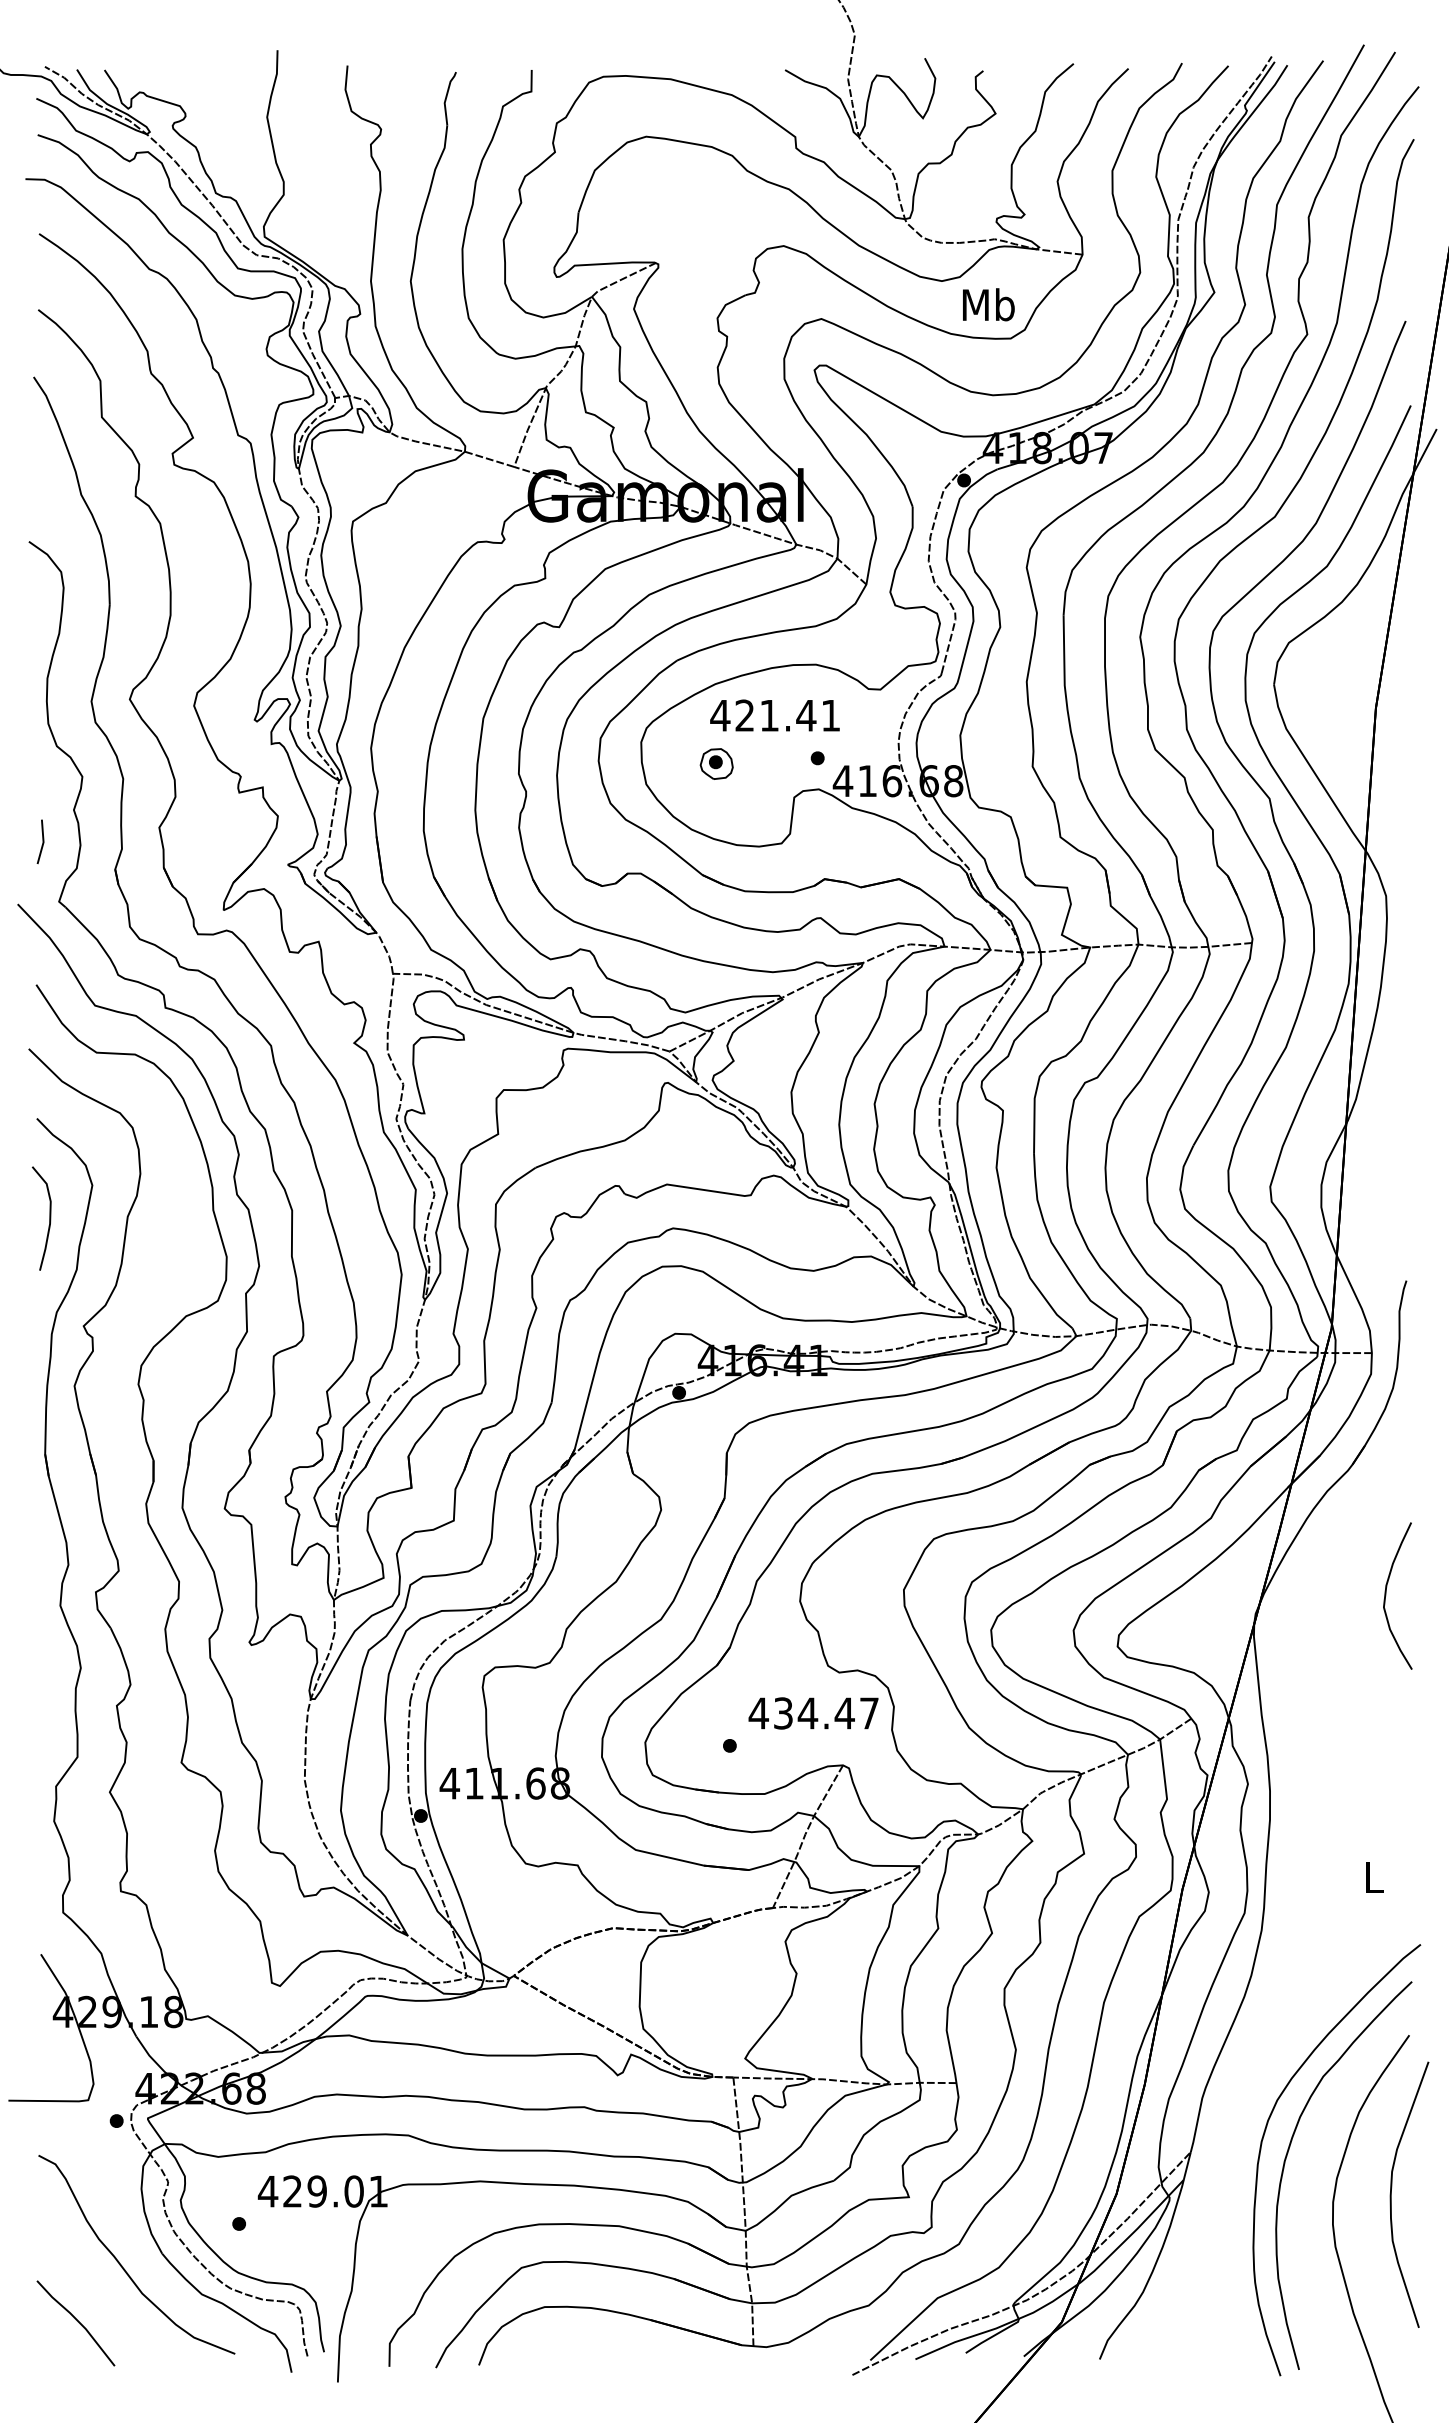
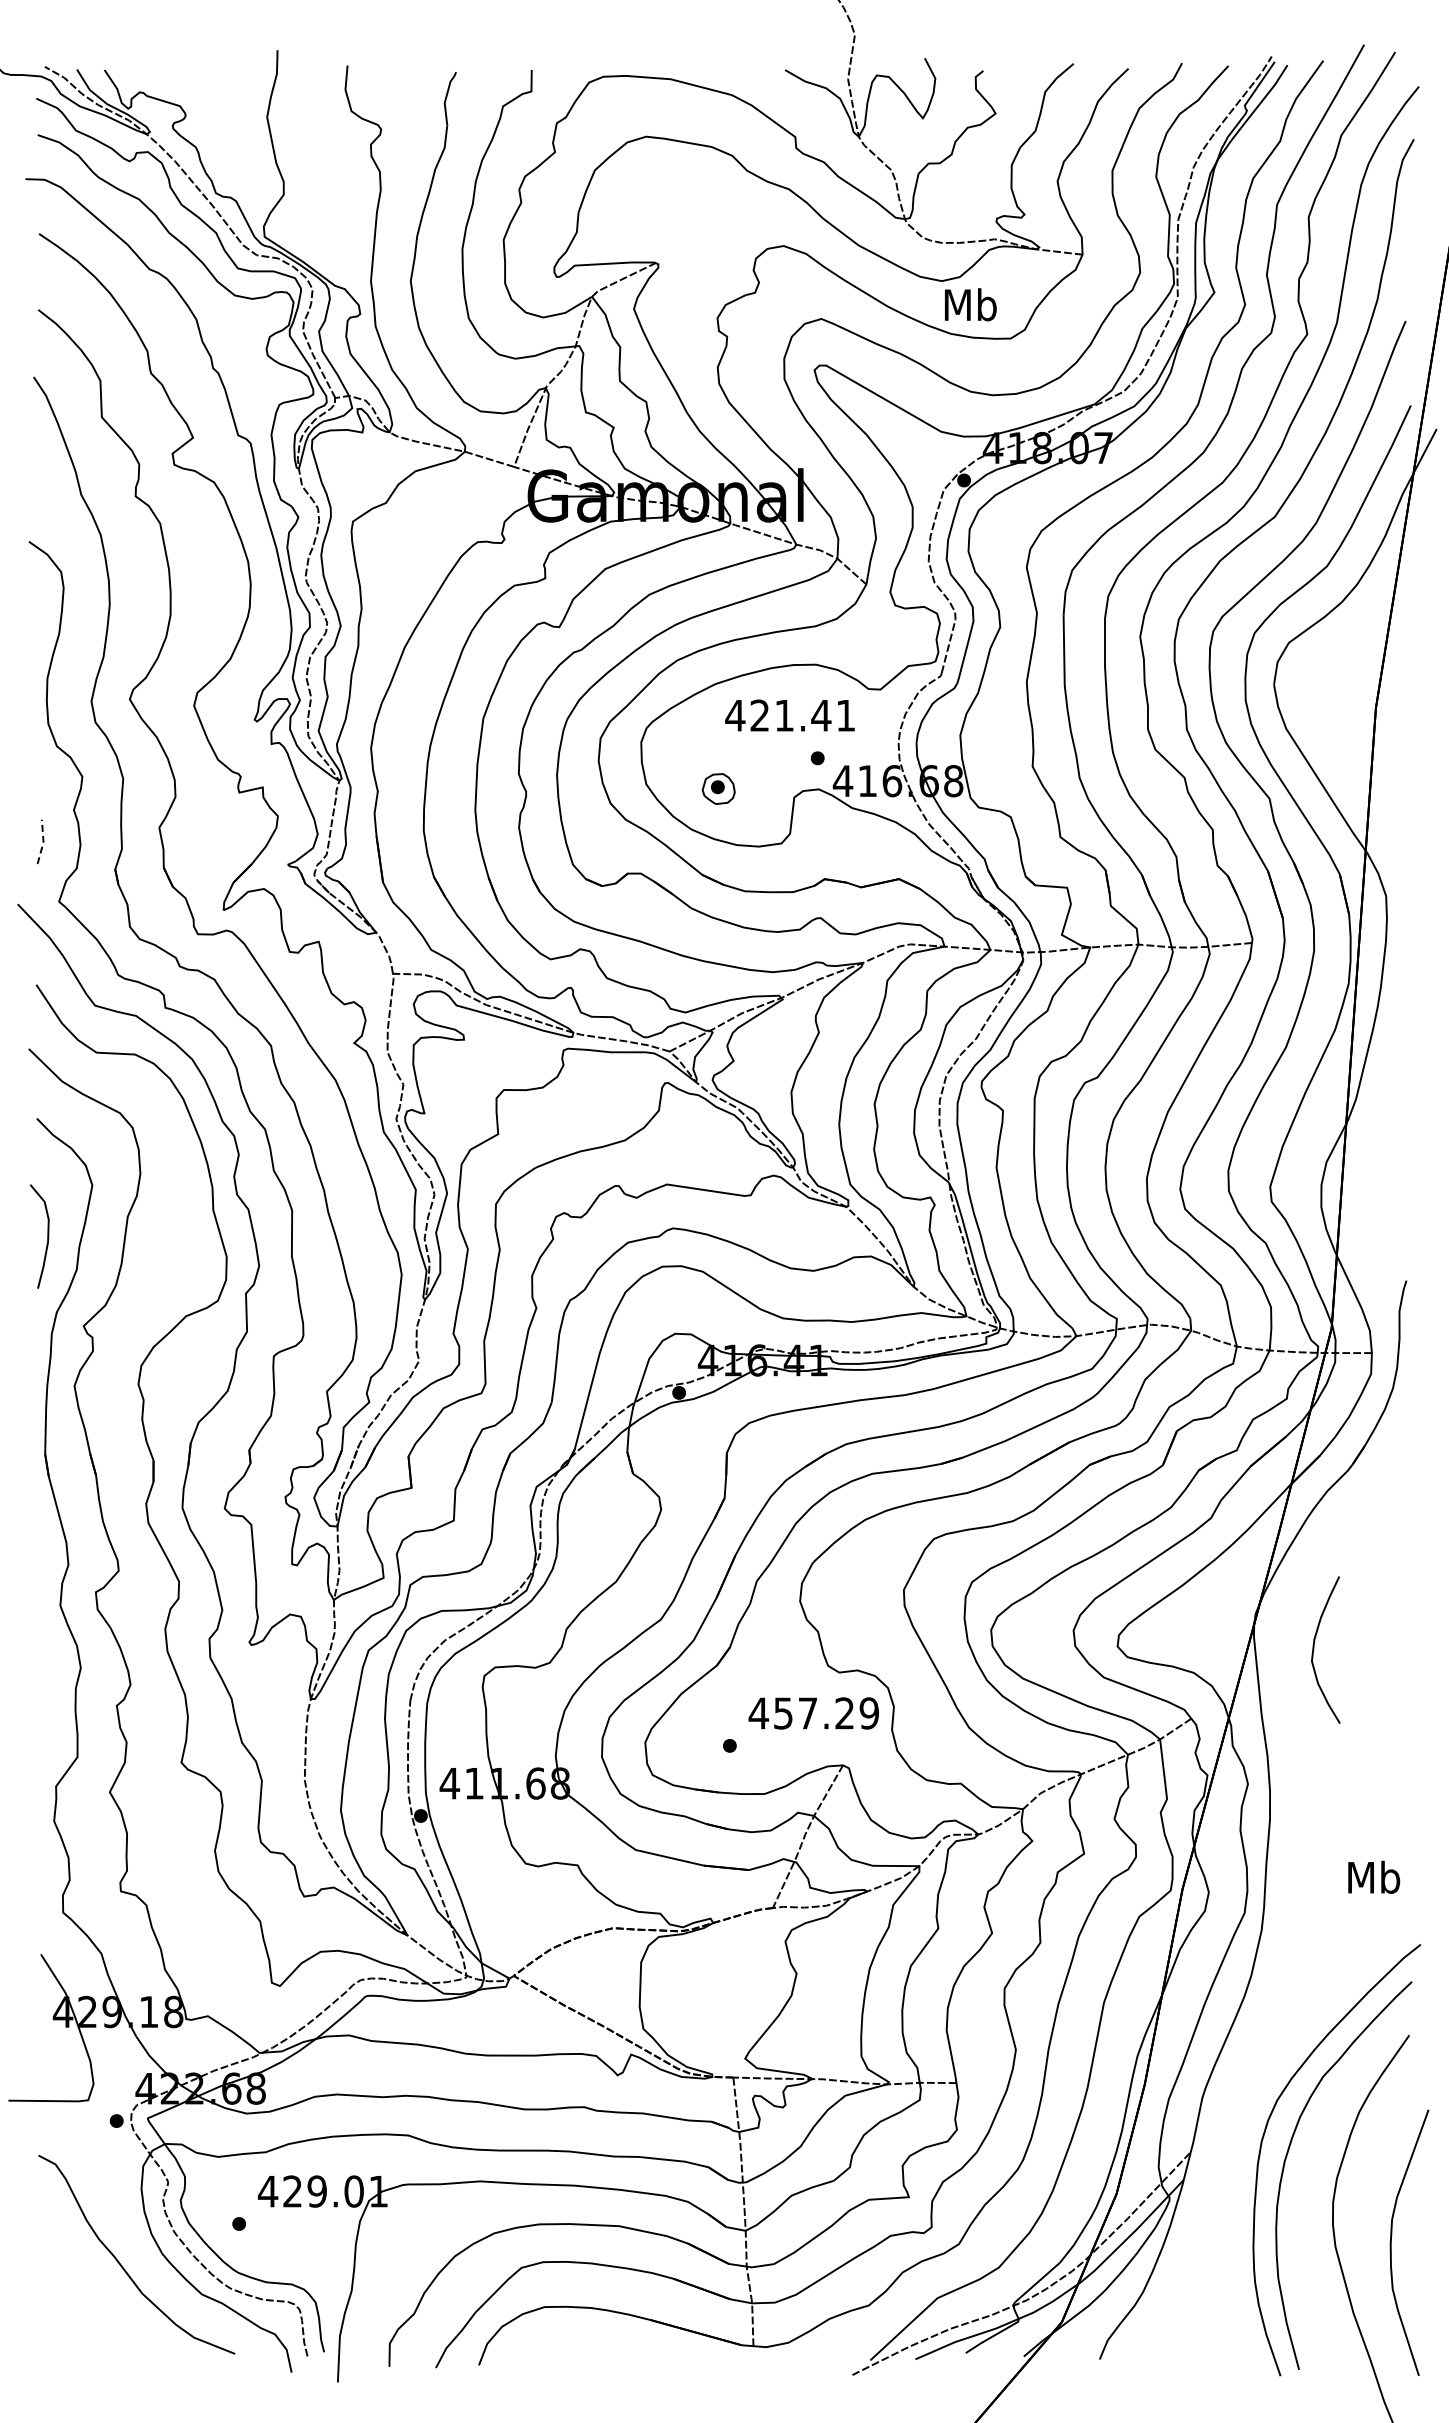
text position: (988, 304) -> (970, 304) (970, 304)
text position: (774, 715) -> (789, 715) (789, 715)
part position: (716, 763) -> (718, 788) (718, 788)
line: solid -> dashed (43, 842)
curve position: (49, 1218) -> (47, 1236) (47, 1236)
curve position: (1386, 1595) -> (1314, 1649) (1314, 1649)
text: 434.47 -> 457.29 (826, 1713)
text: L -> Mb (1374, 1876)
curve position: (1391, 2194) -> (1391, 2242) (1391, 2242)
line: present -> none (77, 2321)
